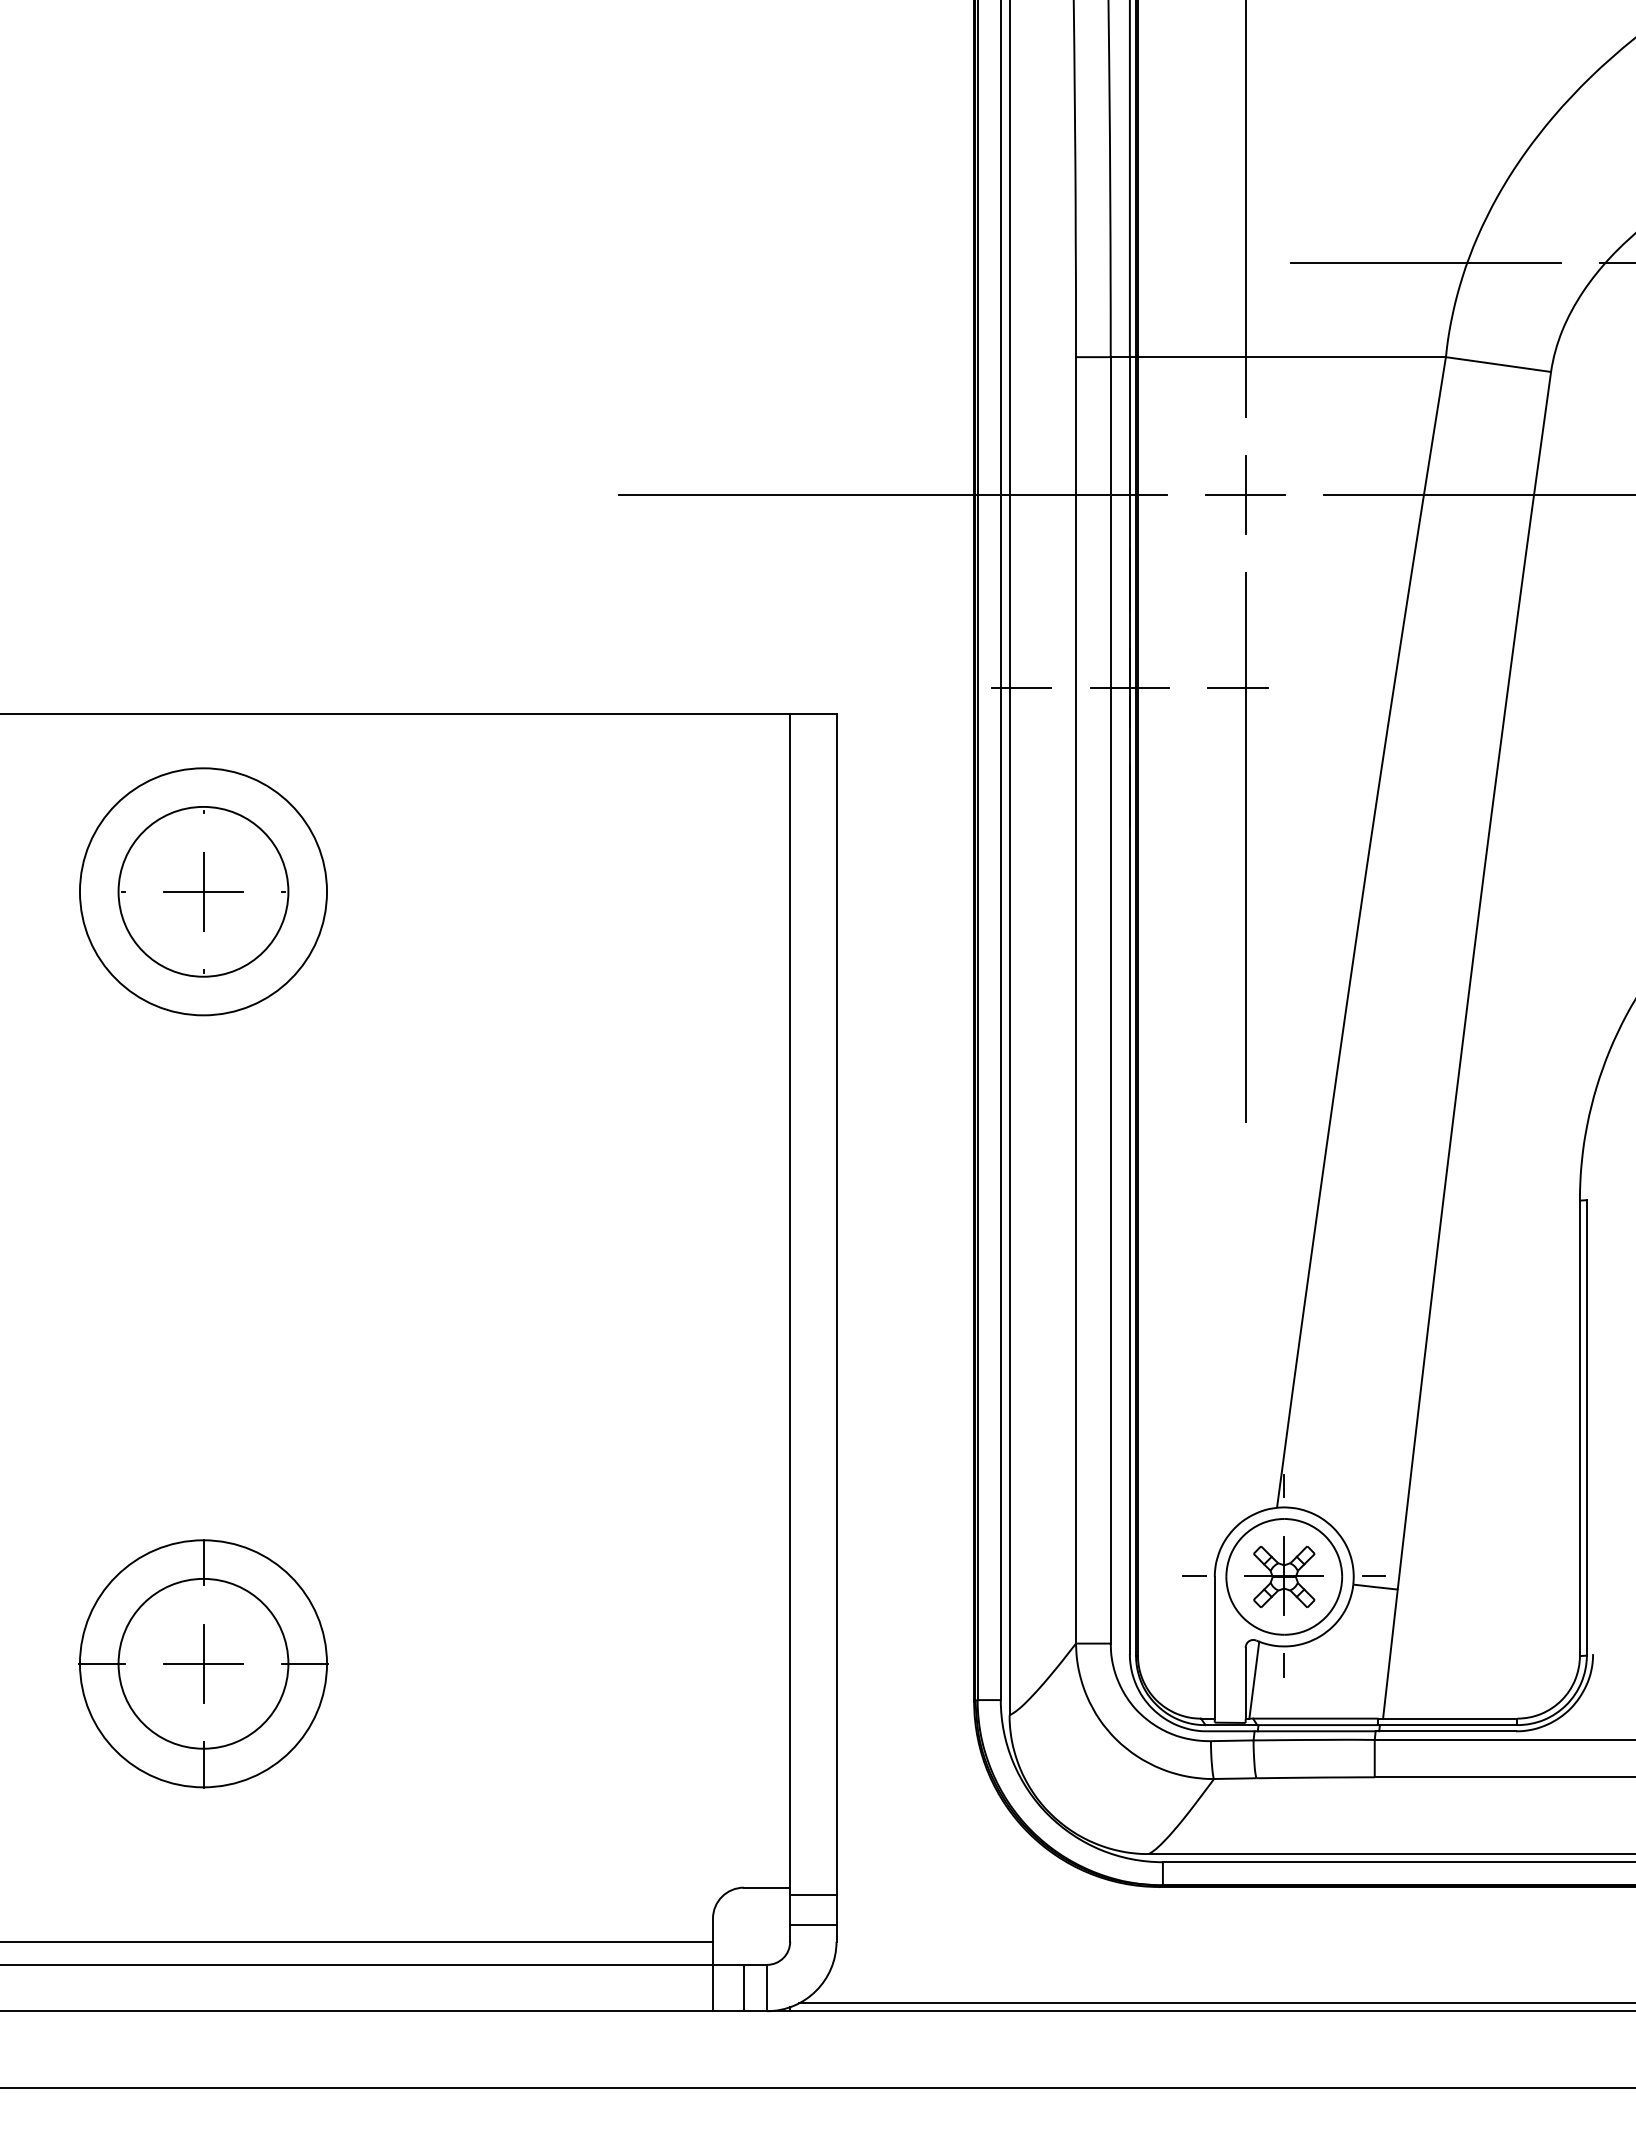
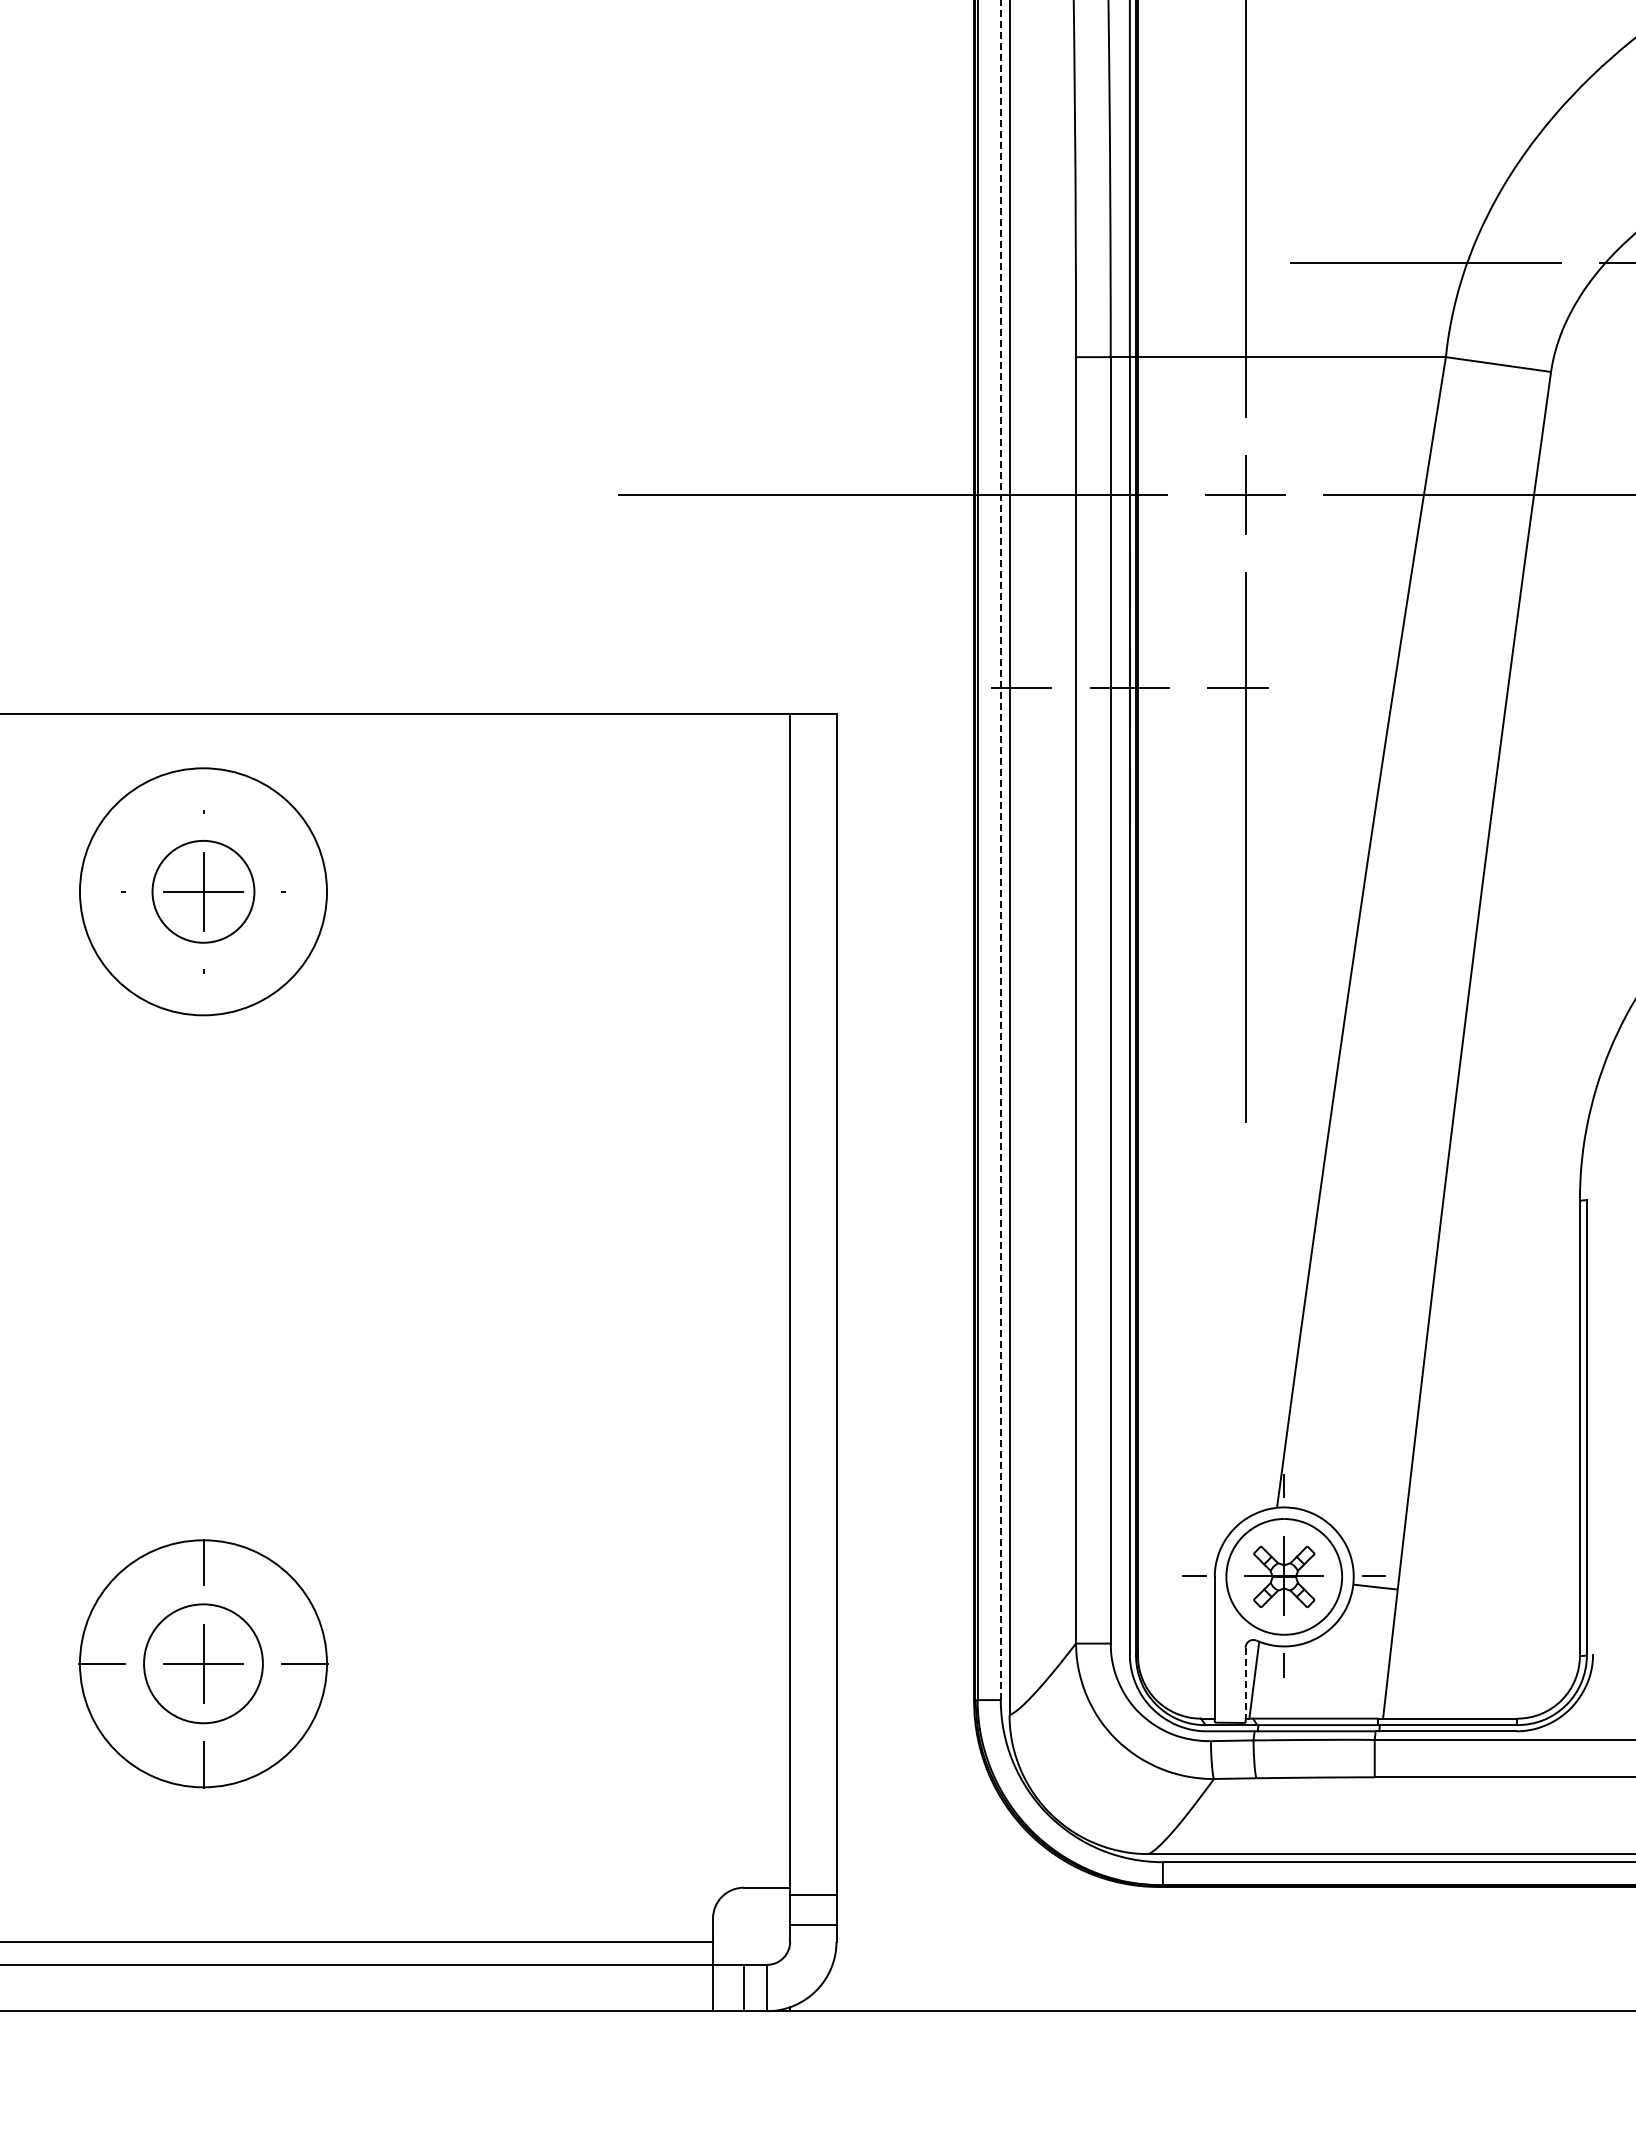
line: solid -> dashed (1000, 850)
circle diameter: 170 px -> 102 px (203, 891)
circle diameter: 170 px -> 119 px (203, 1663)
line: solid -> dashed (1245, 1683)
line: present -> none (1215, 2003)
line: present -> none (817, 2088)
